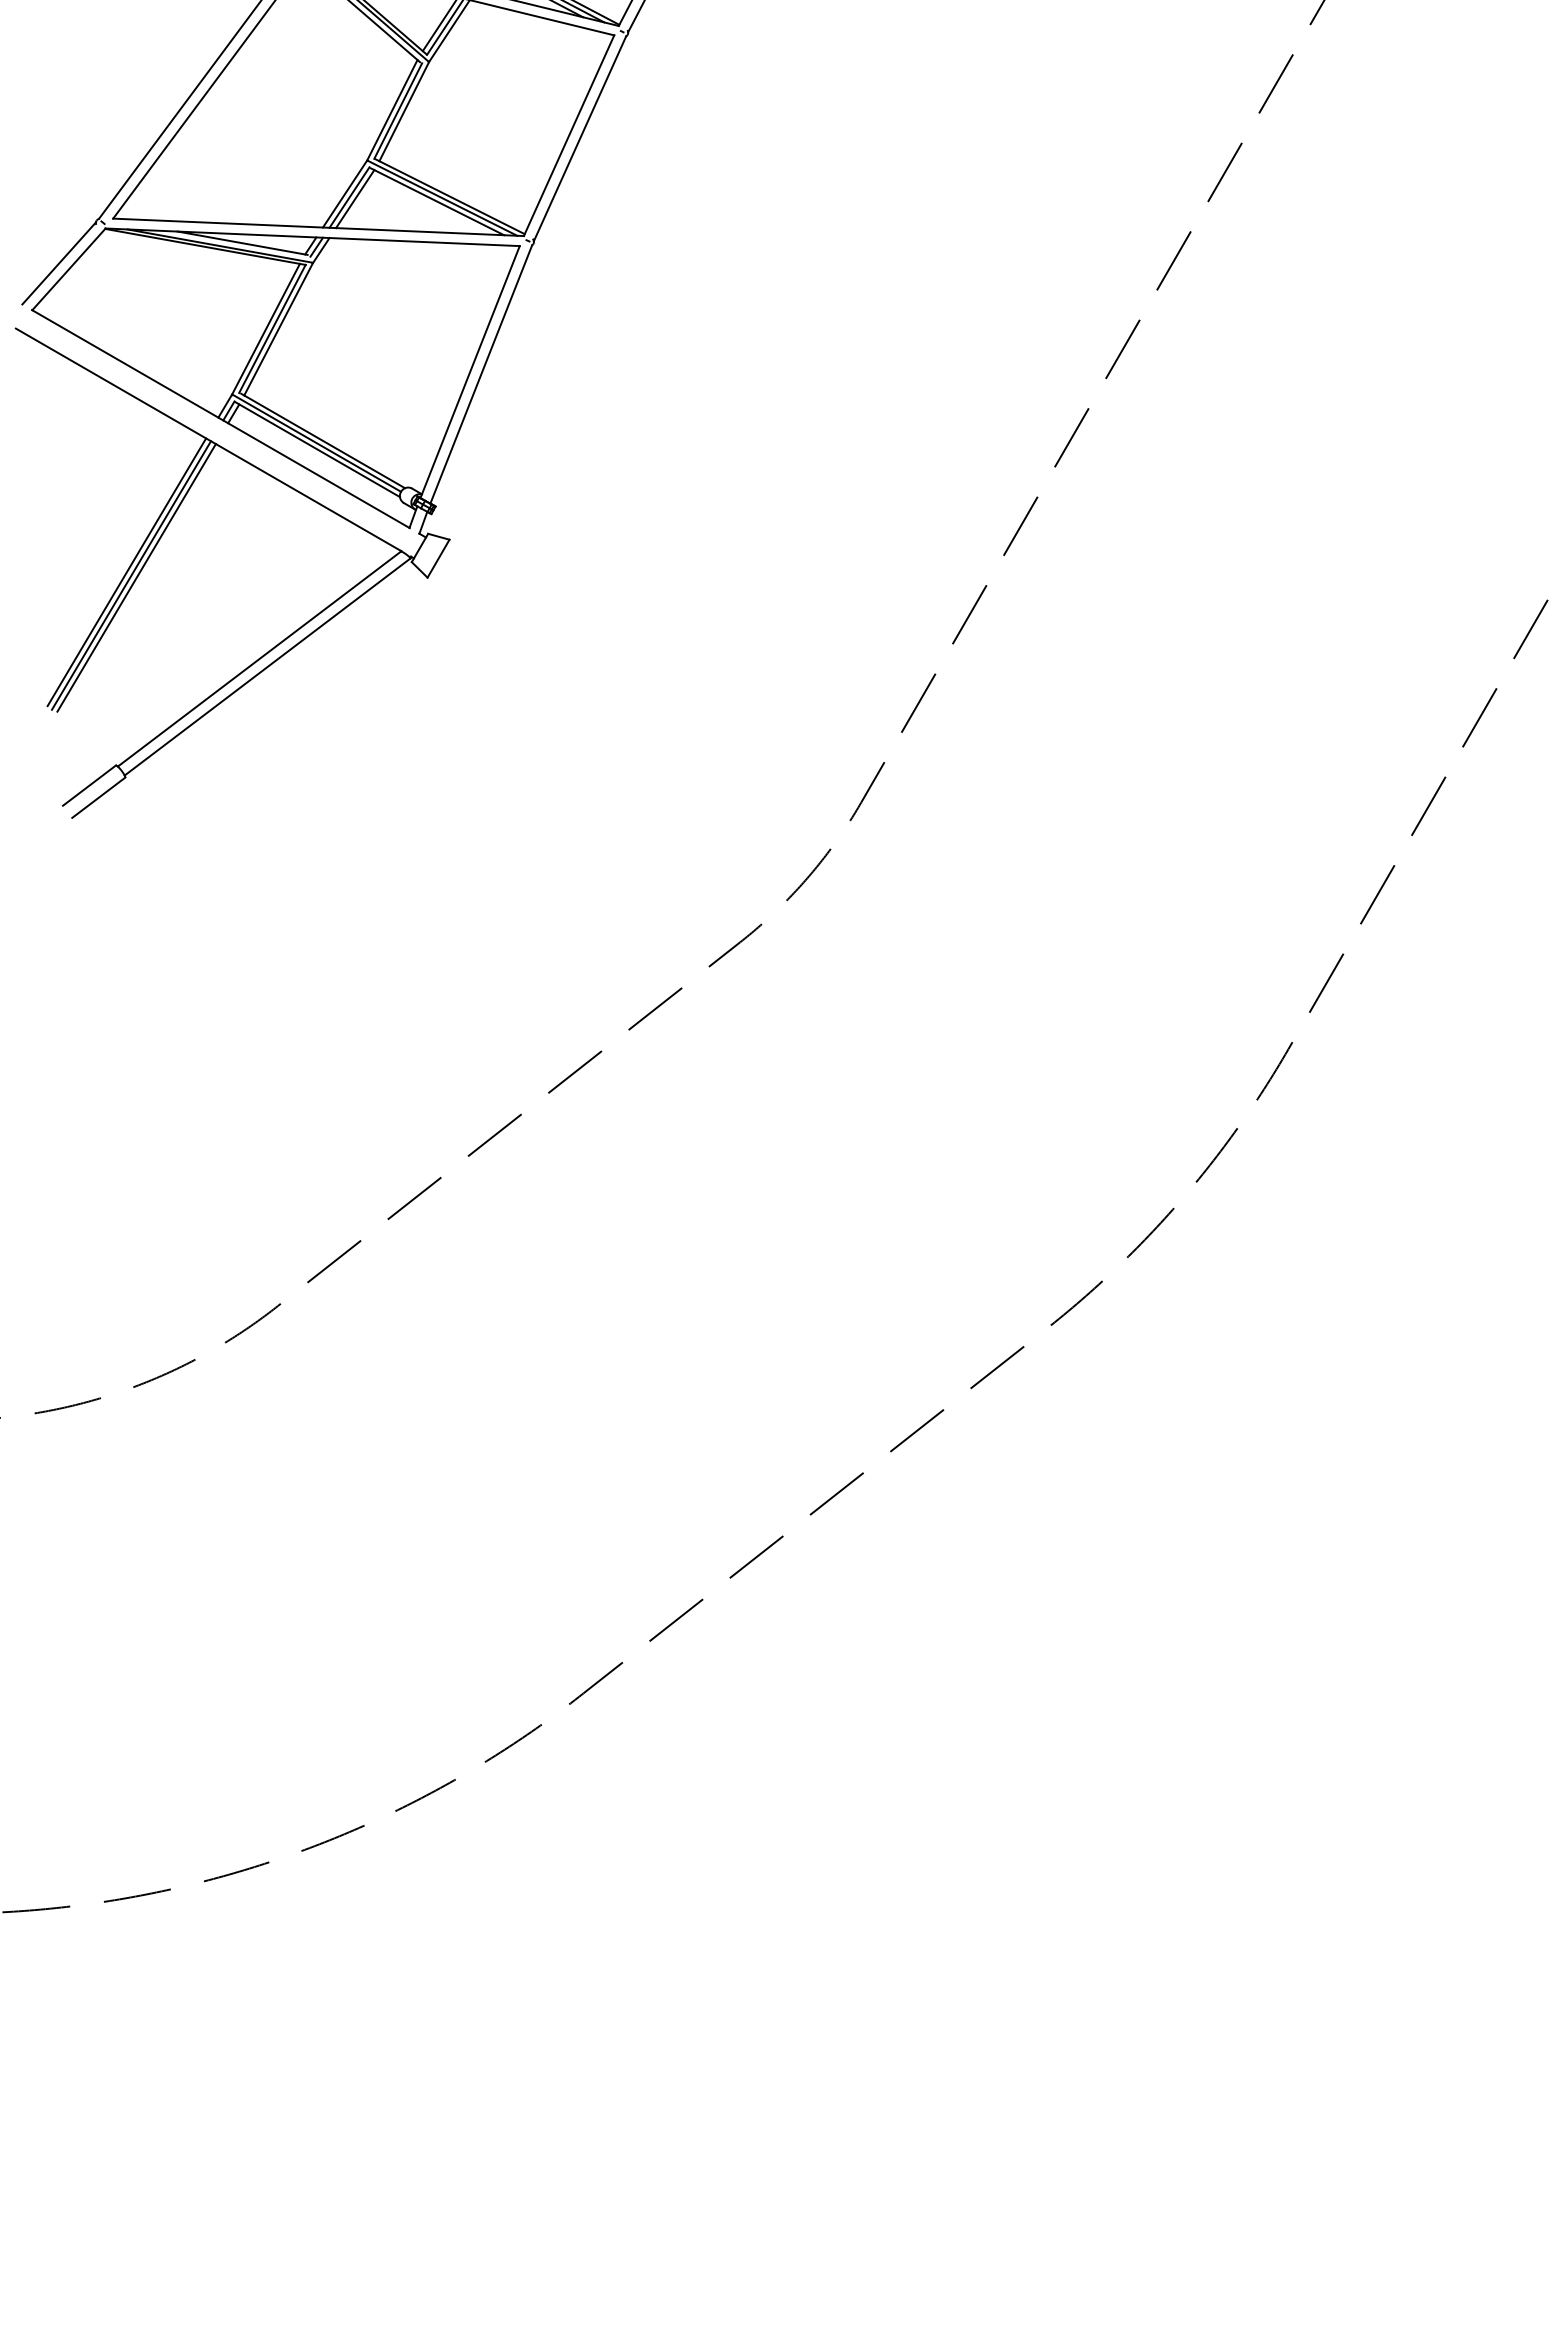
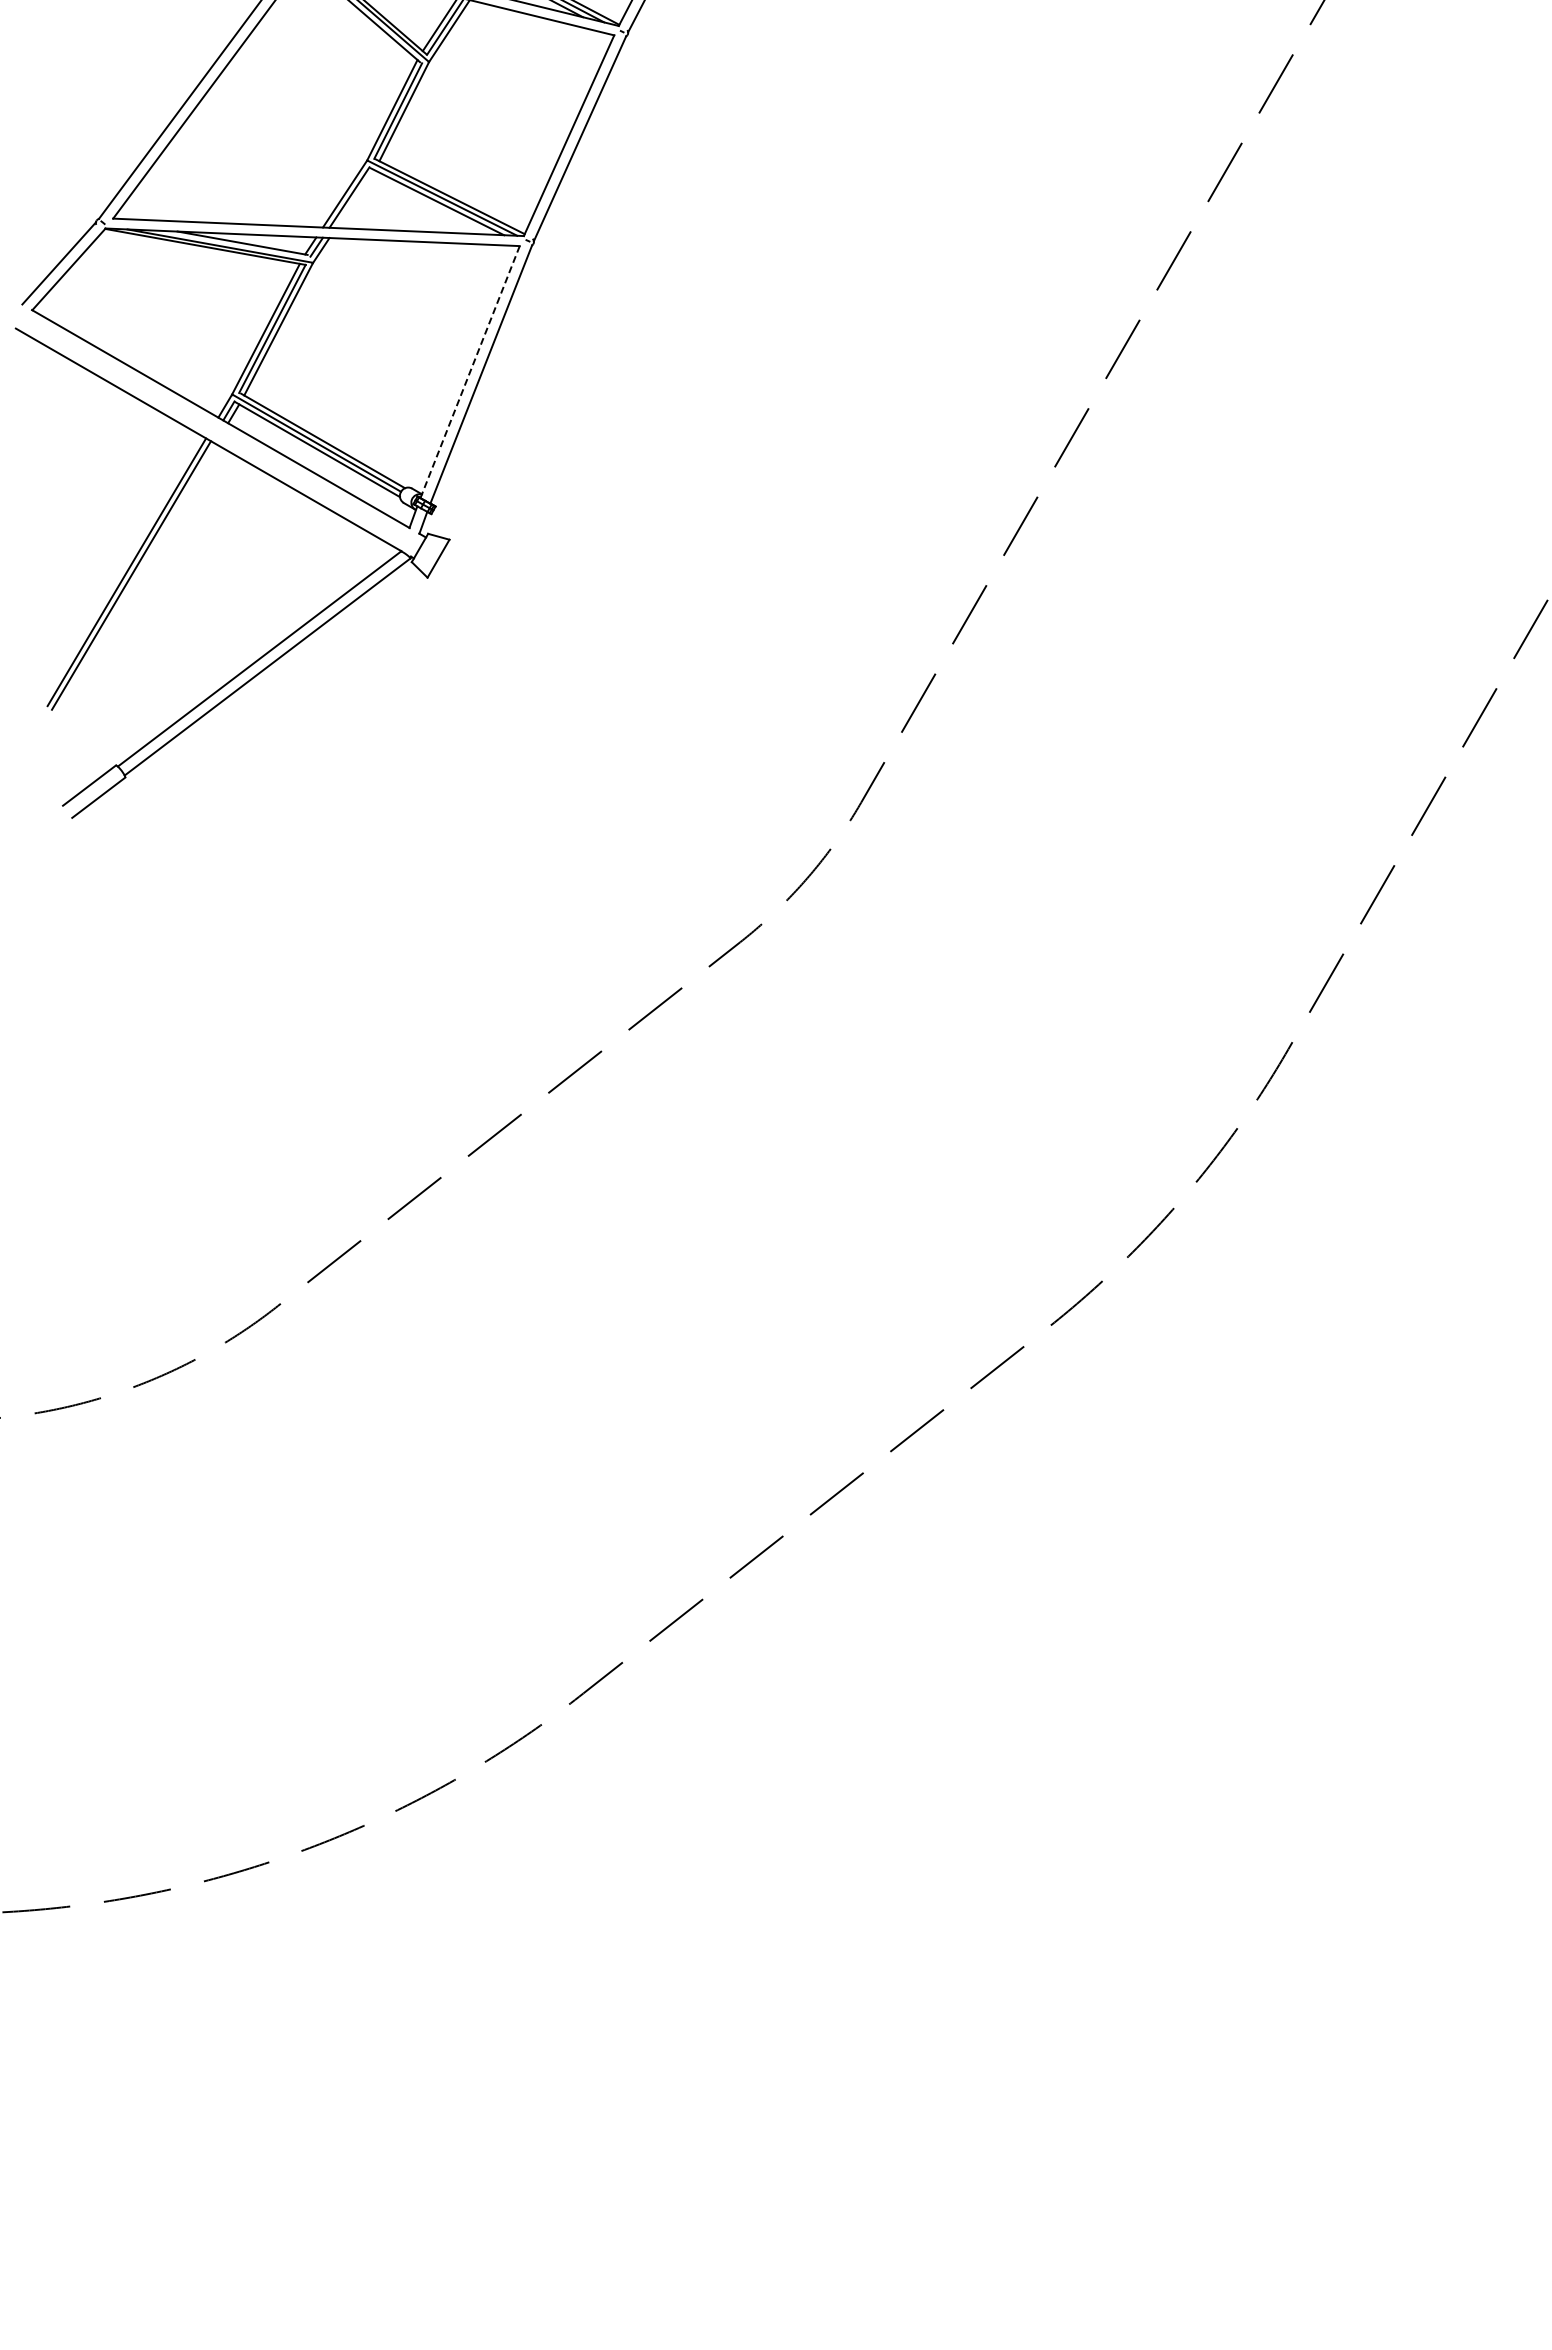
line: present -> none (355, 199)
line: solid -> dashed (470, 371)
line: present -> none (136, 577)
